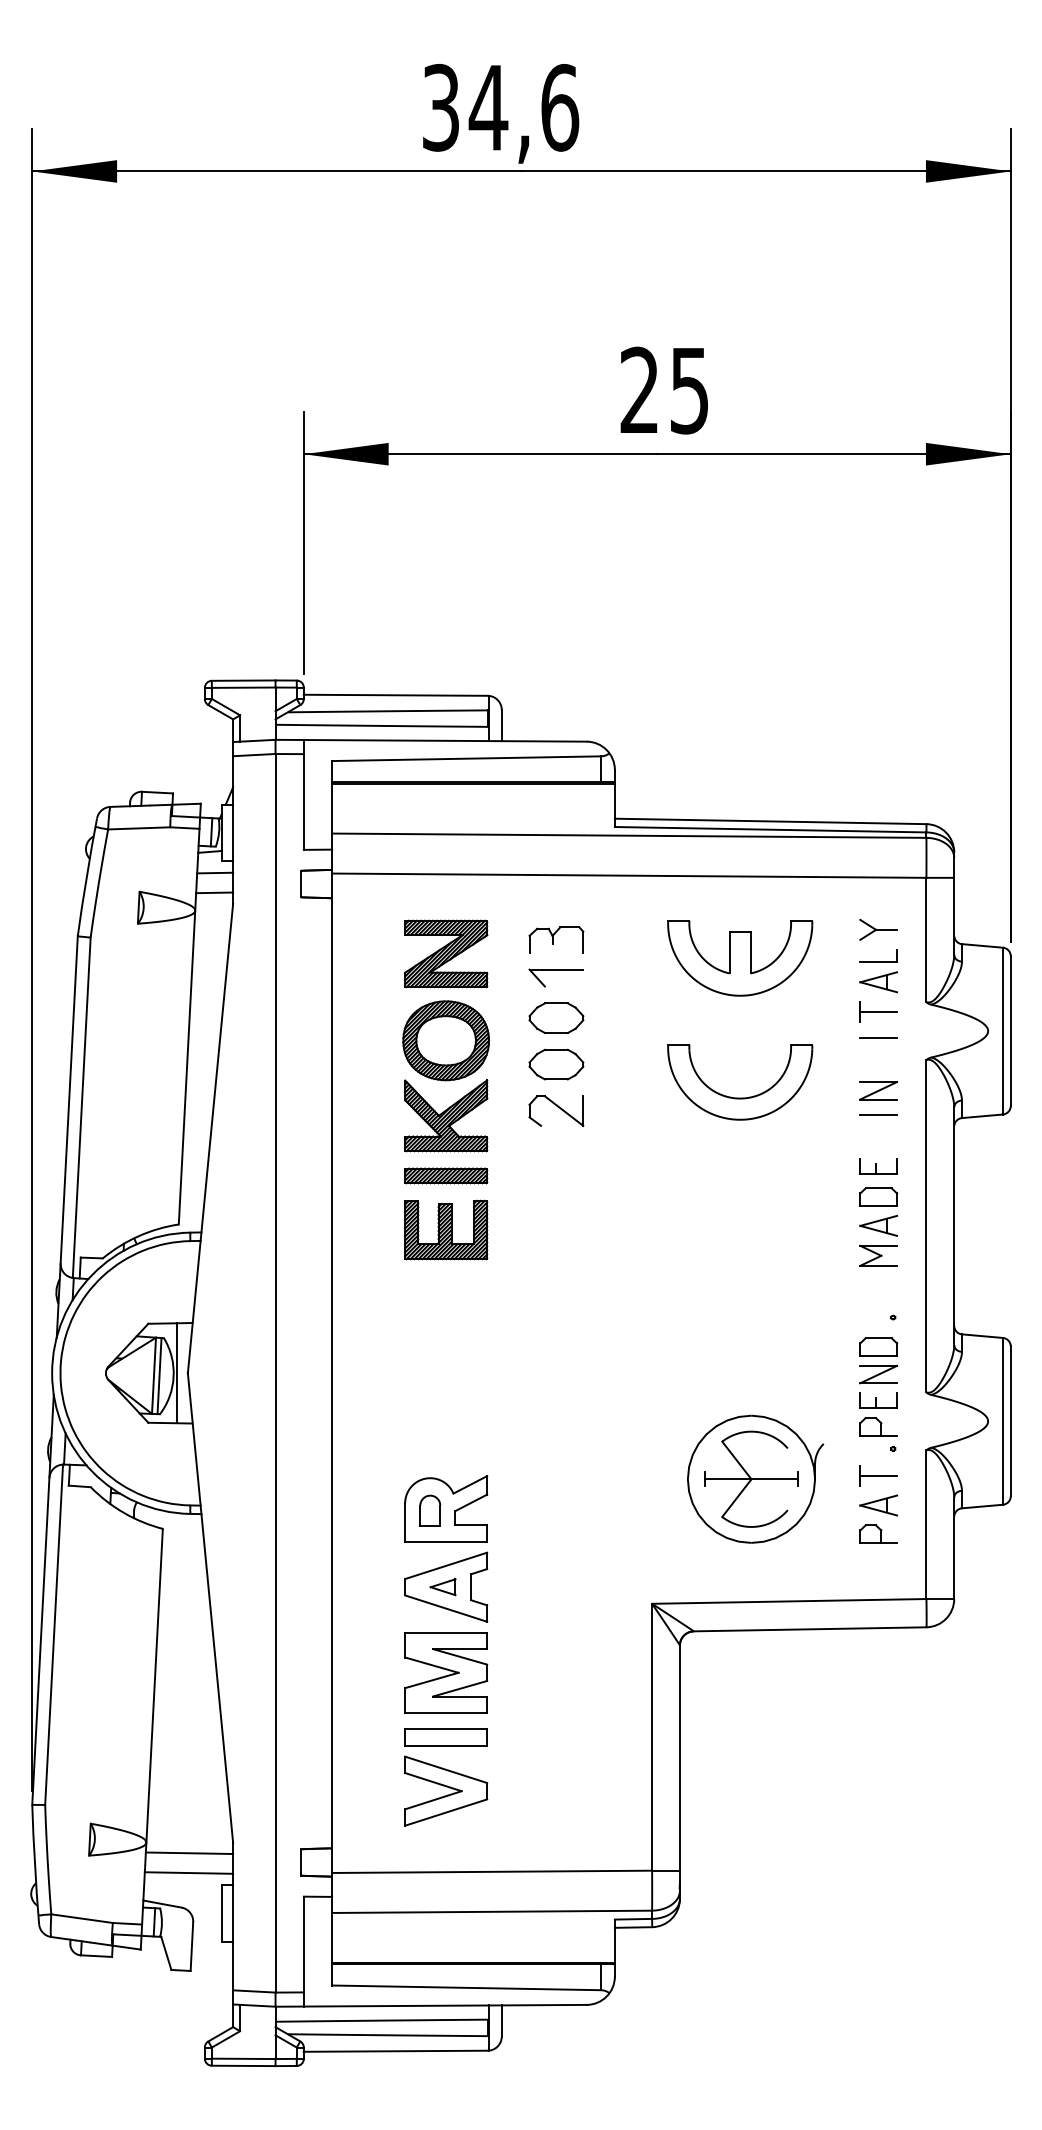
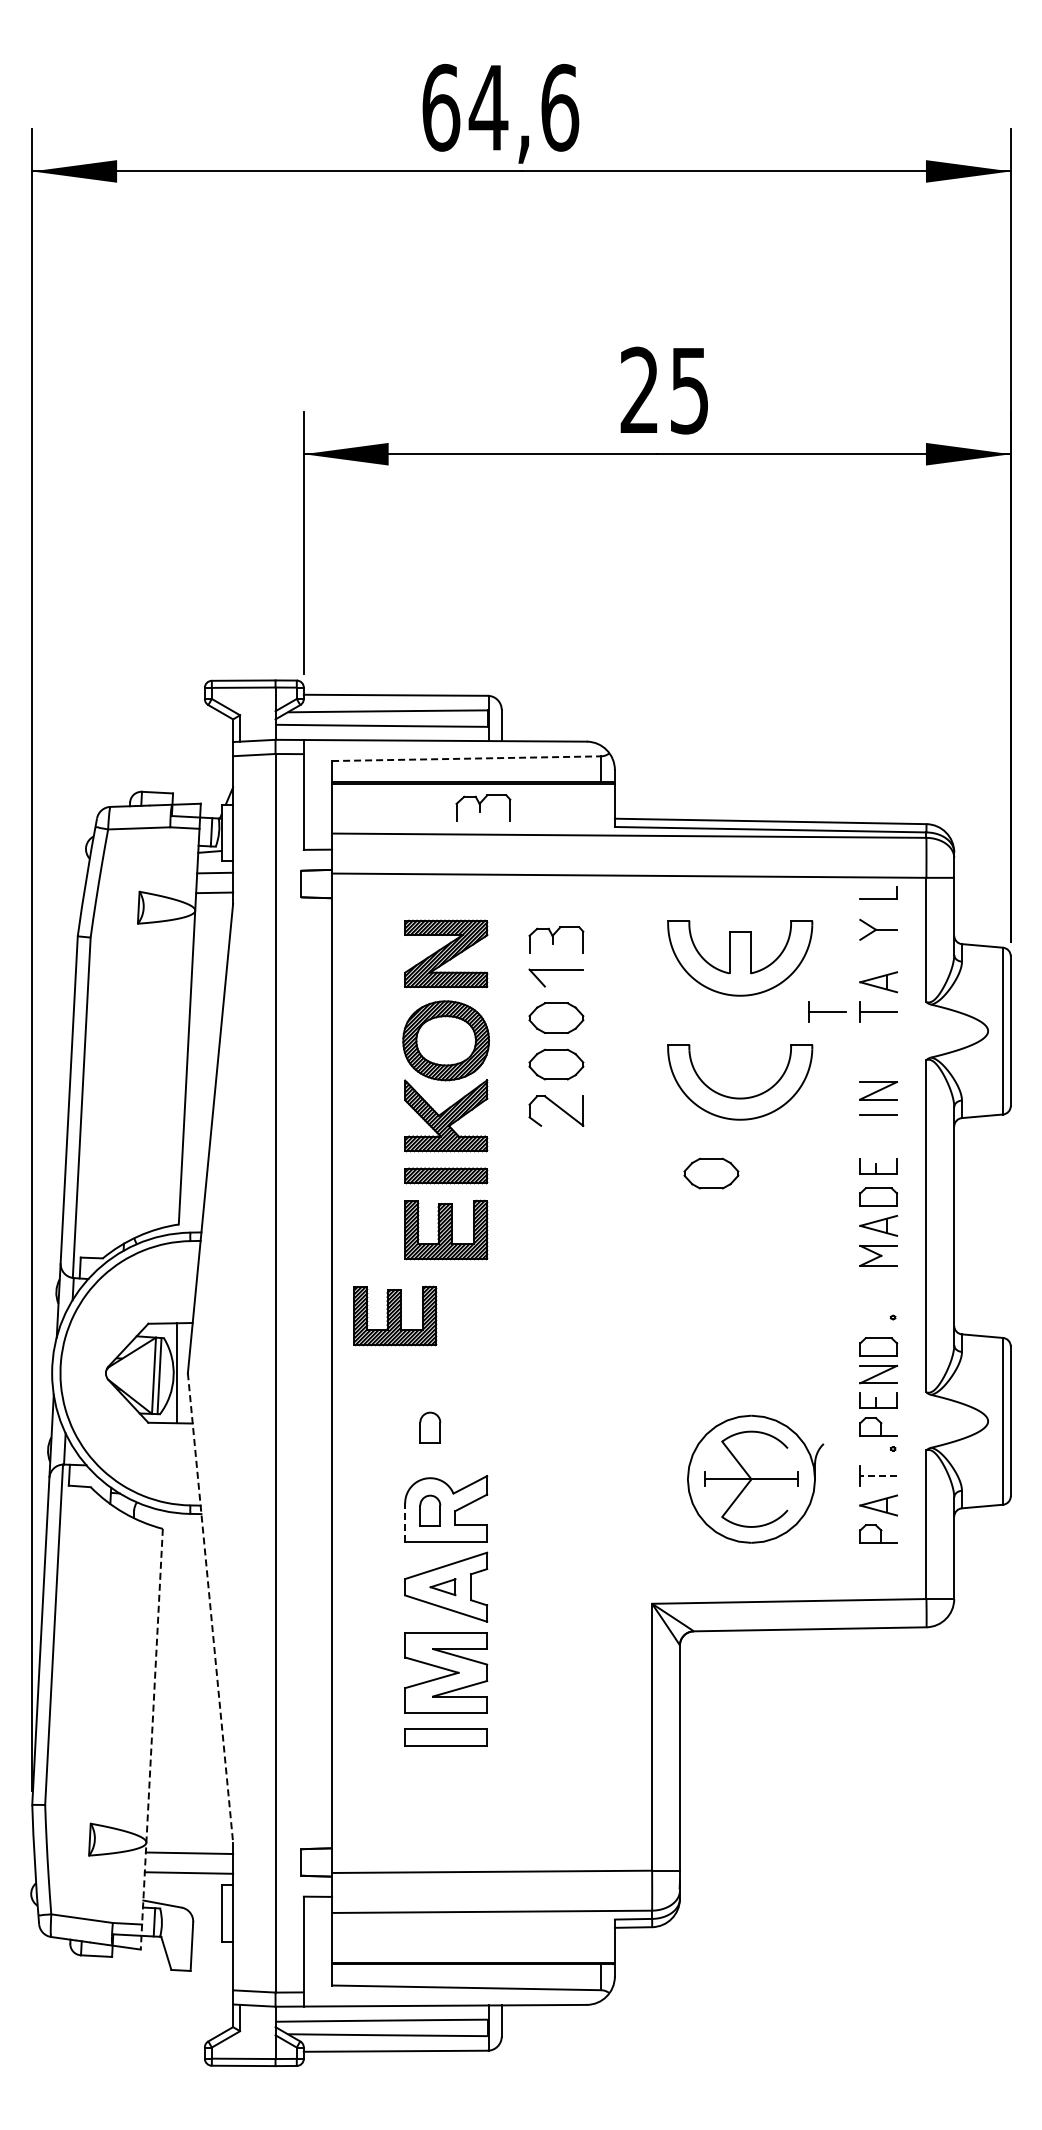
text: 34,6 -> 64,6 (441, 107)
line: solid -> dashed (467, 758)
part: none -> present (483, 807)
part position: (878, 955) -> (878, 892) (878, 892)
part: none -> present (827, 1011)
line: present -> none (878, 1037)
part: none -> present (711, 1173)
part: none -> present (395, 1315)
part: none -> present (430, 1427)
line: solid -> dashed (878, 1475)
line: solid -> dashed (405, 1522)
line: solid -> dashed (210, 1607)
line: solid -> dashed (151, 1739)
part: present -> none (446, 1790)
